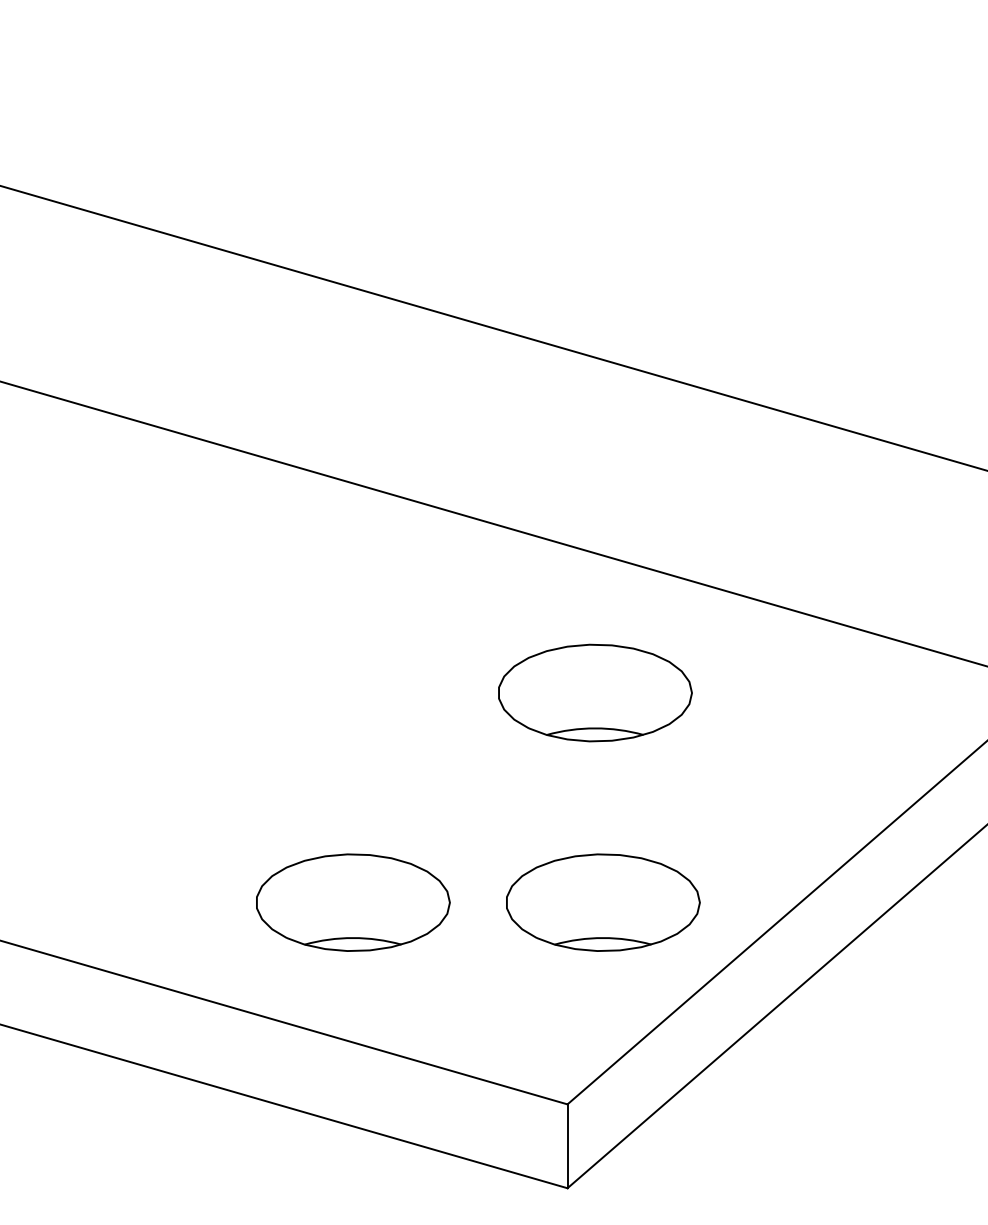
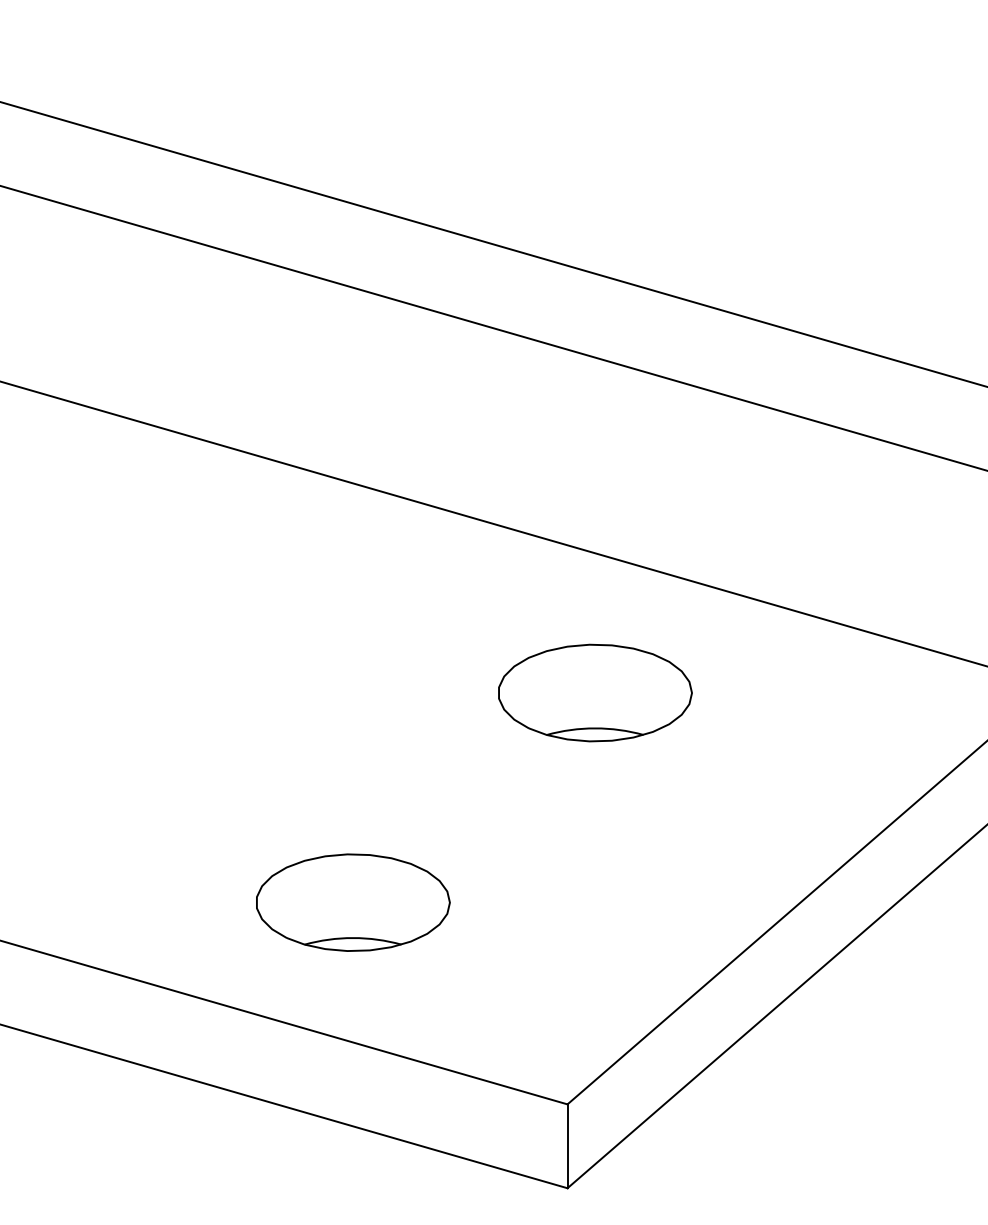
line: none -> present (493, 244)
part: present -> none (603, 902)
